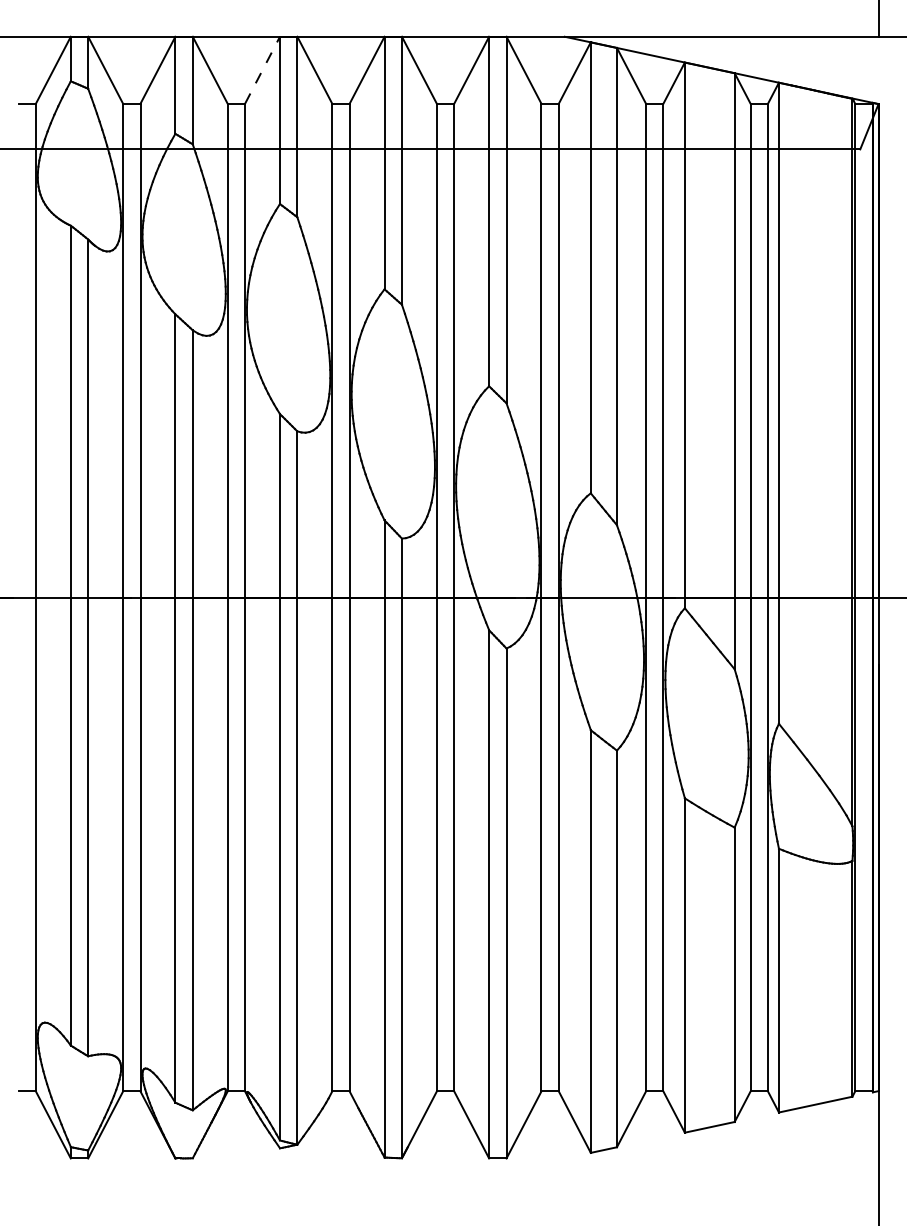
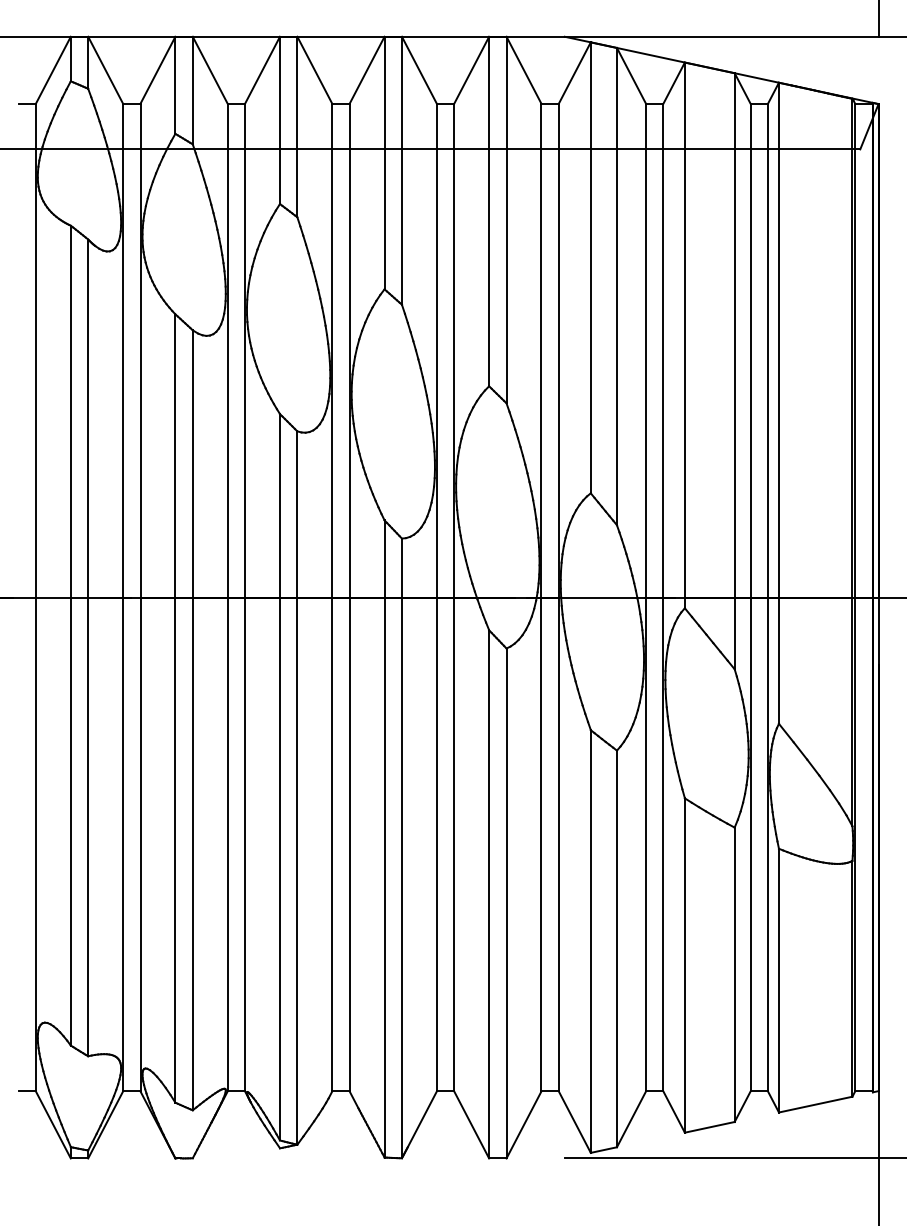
line: dashed -> solid (262, 70)
line: none -> present (733, 1158)
